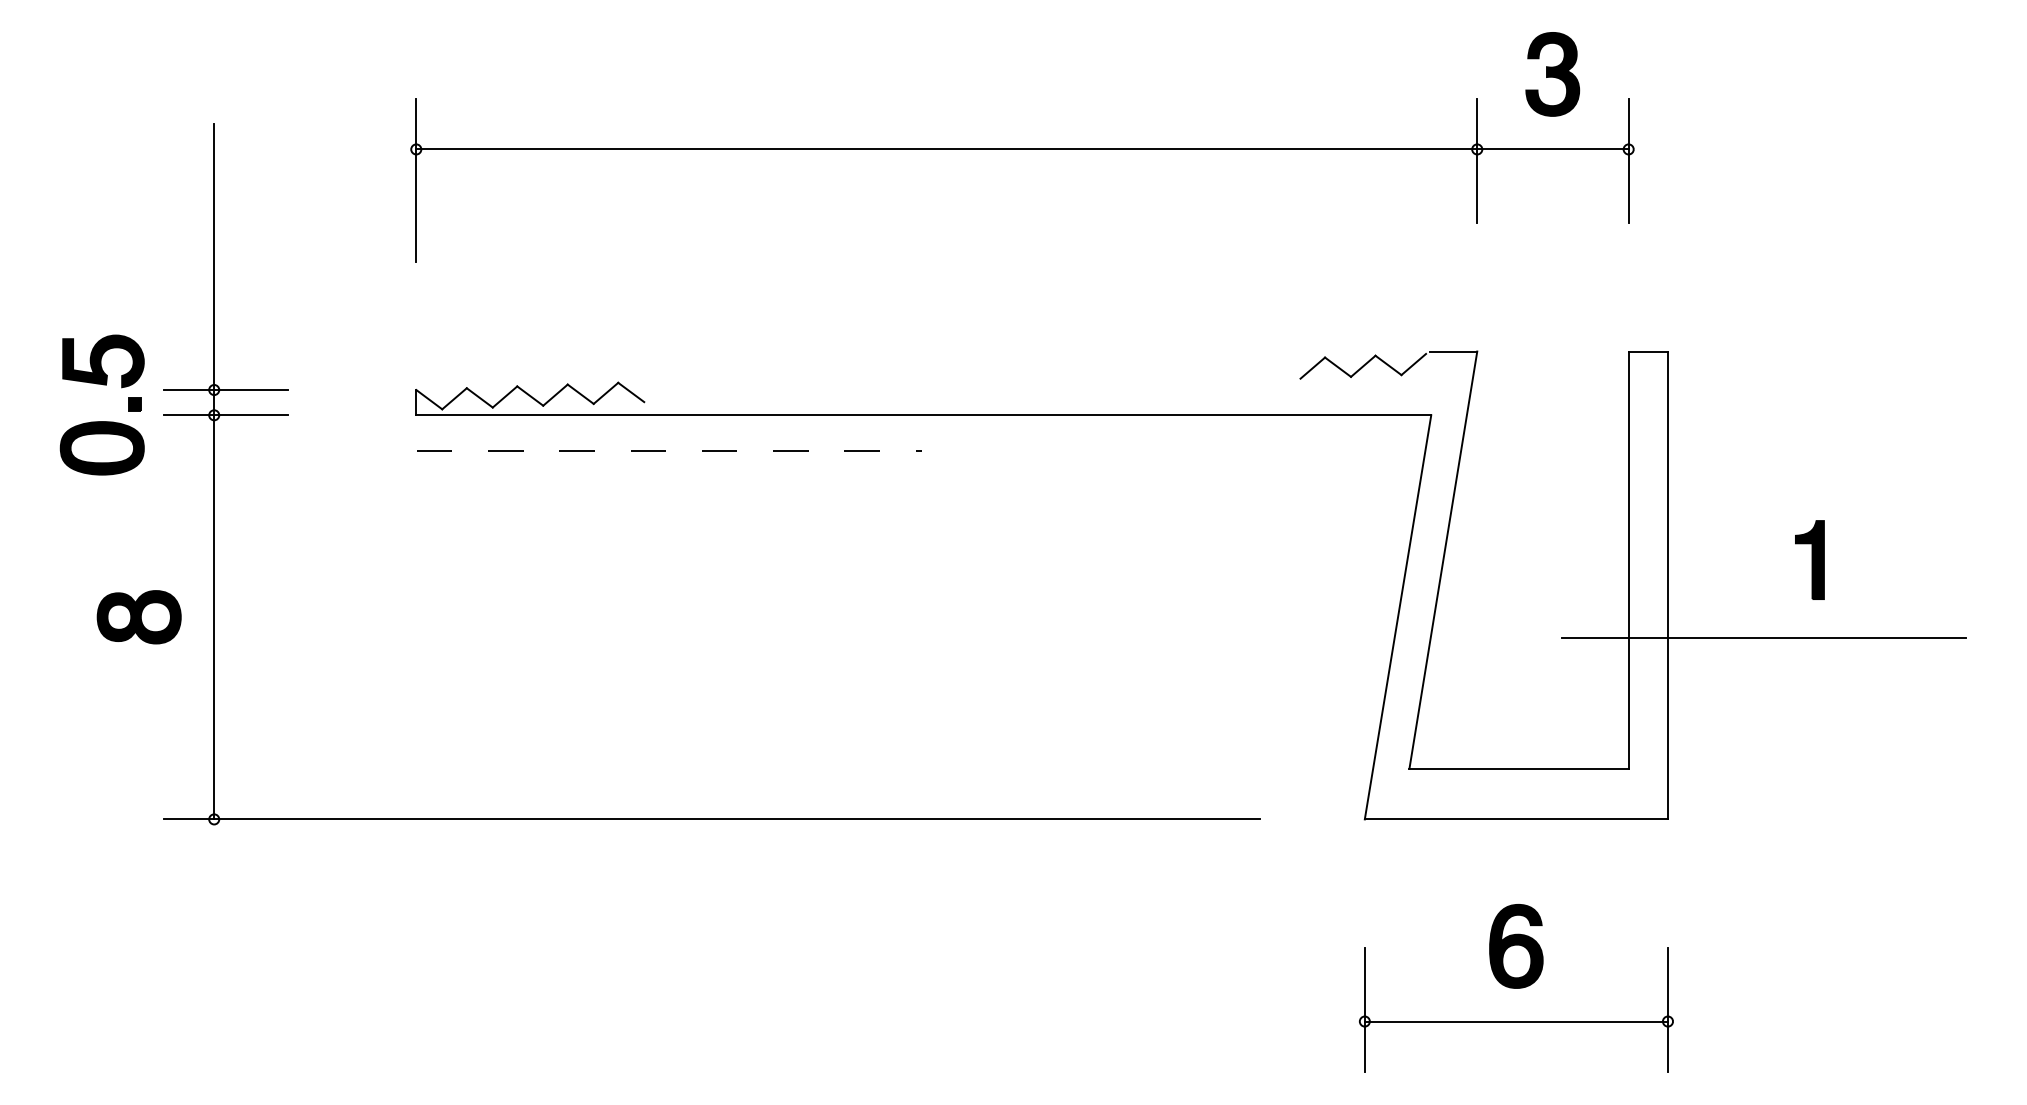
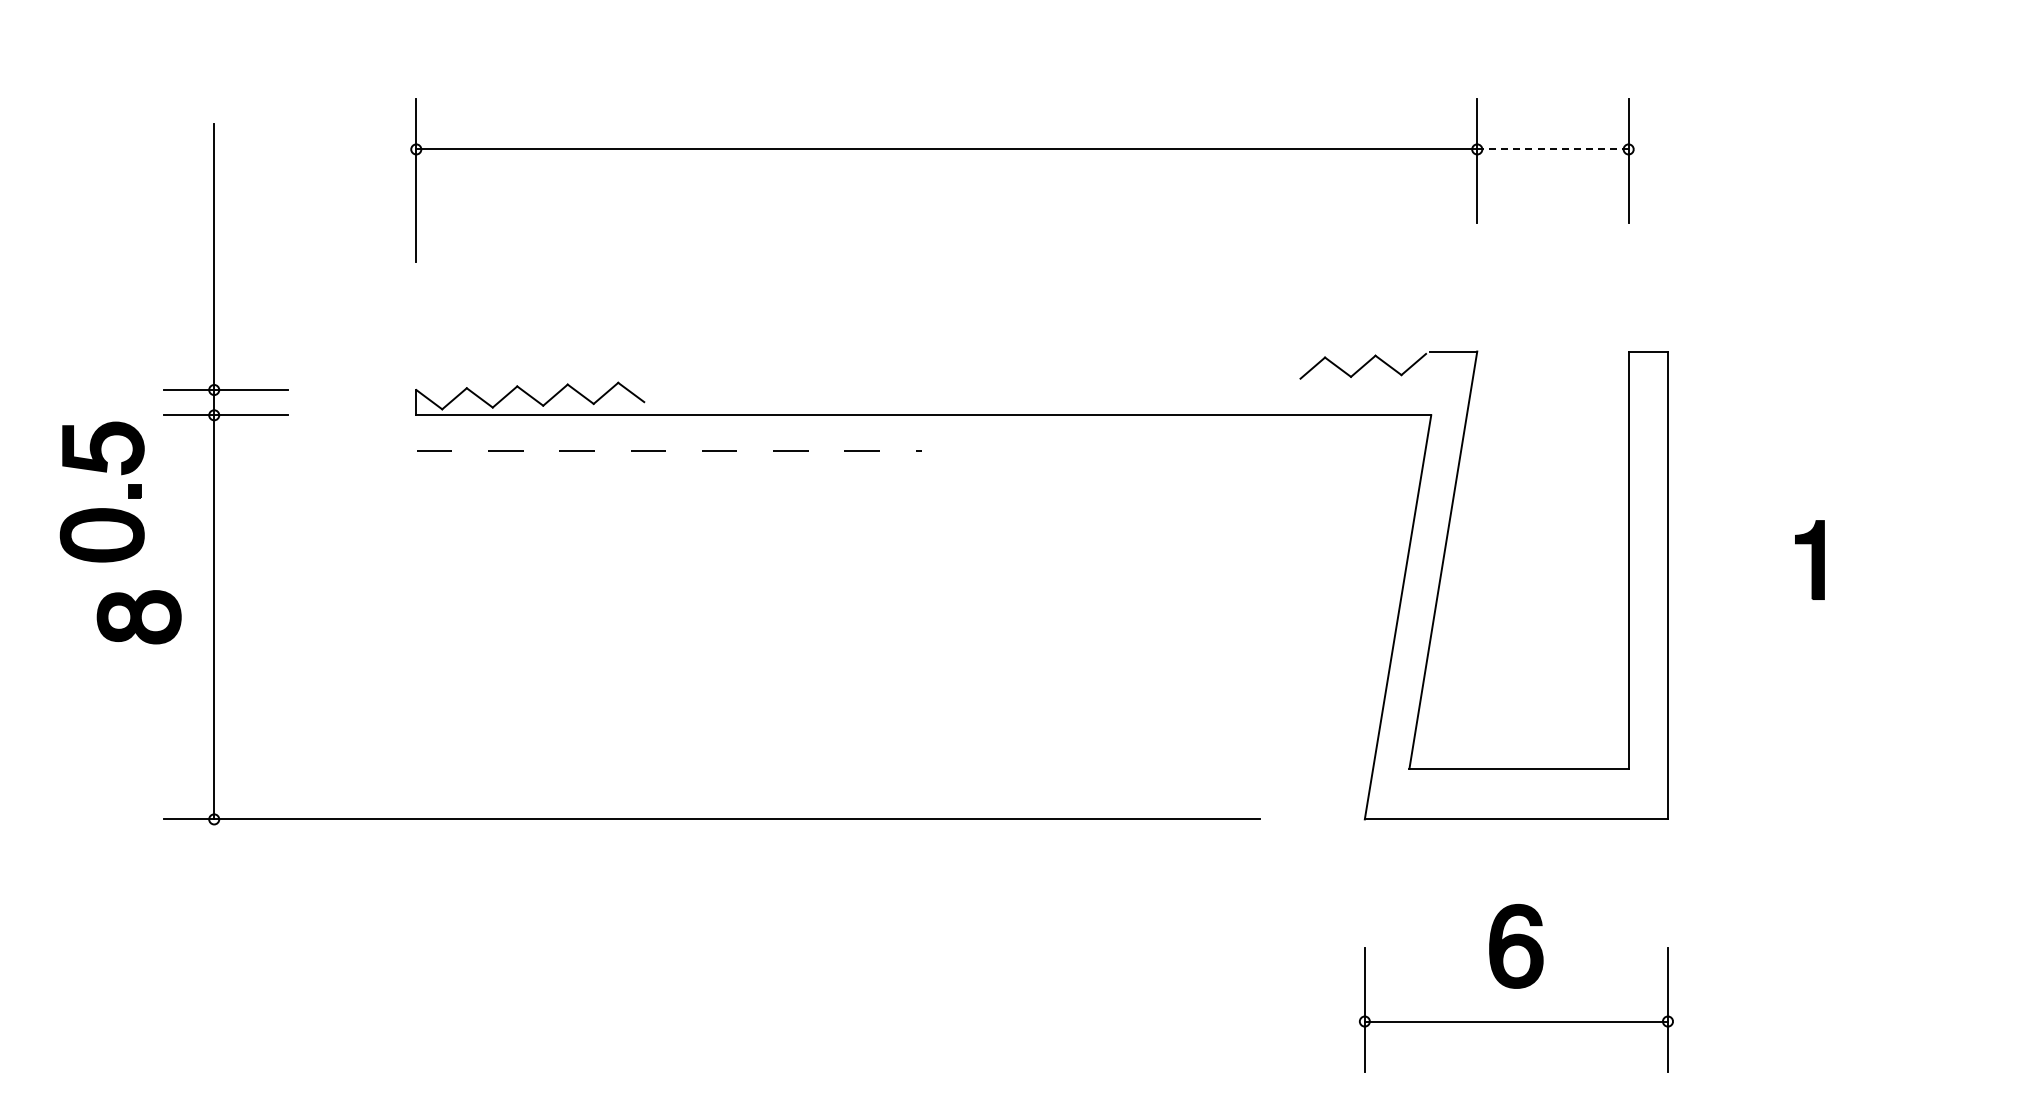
part: present -> none (1552, 74)
line: solid -> dashed (1552, 149)
part position: (101, 421) -> (101, 508) (101, 508)
line: present -> none (1764, 637)
